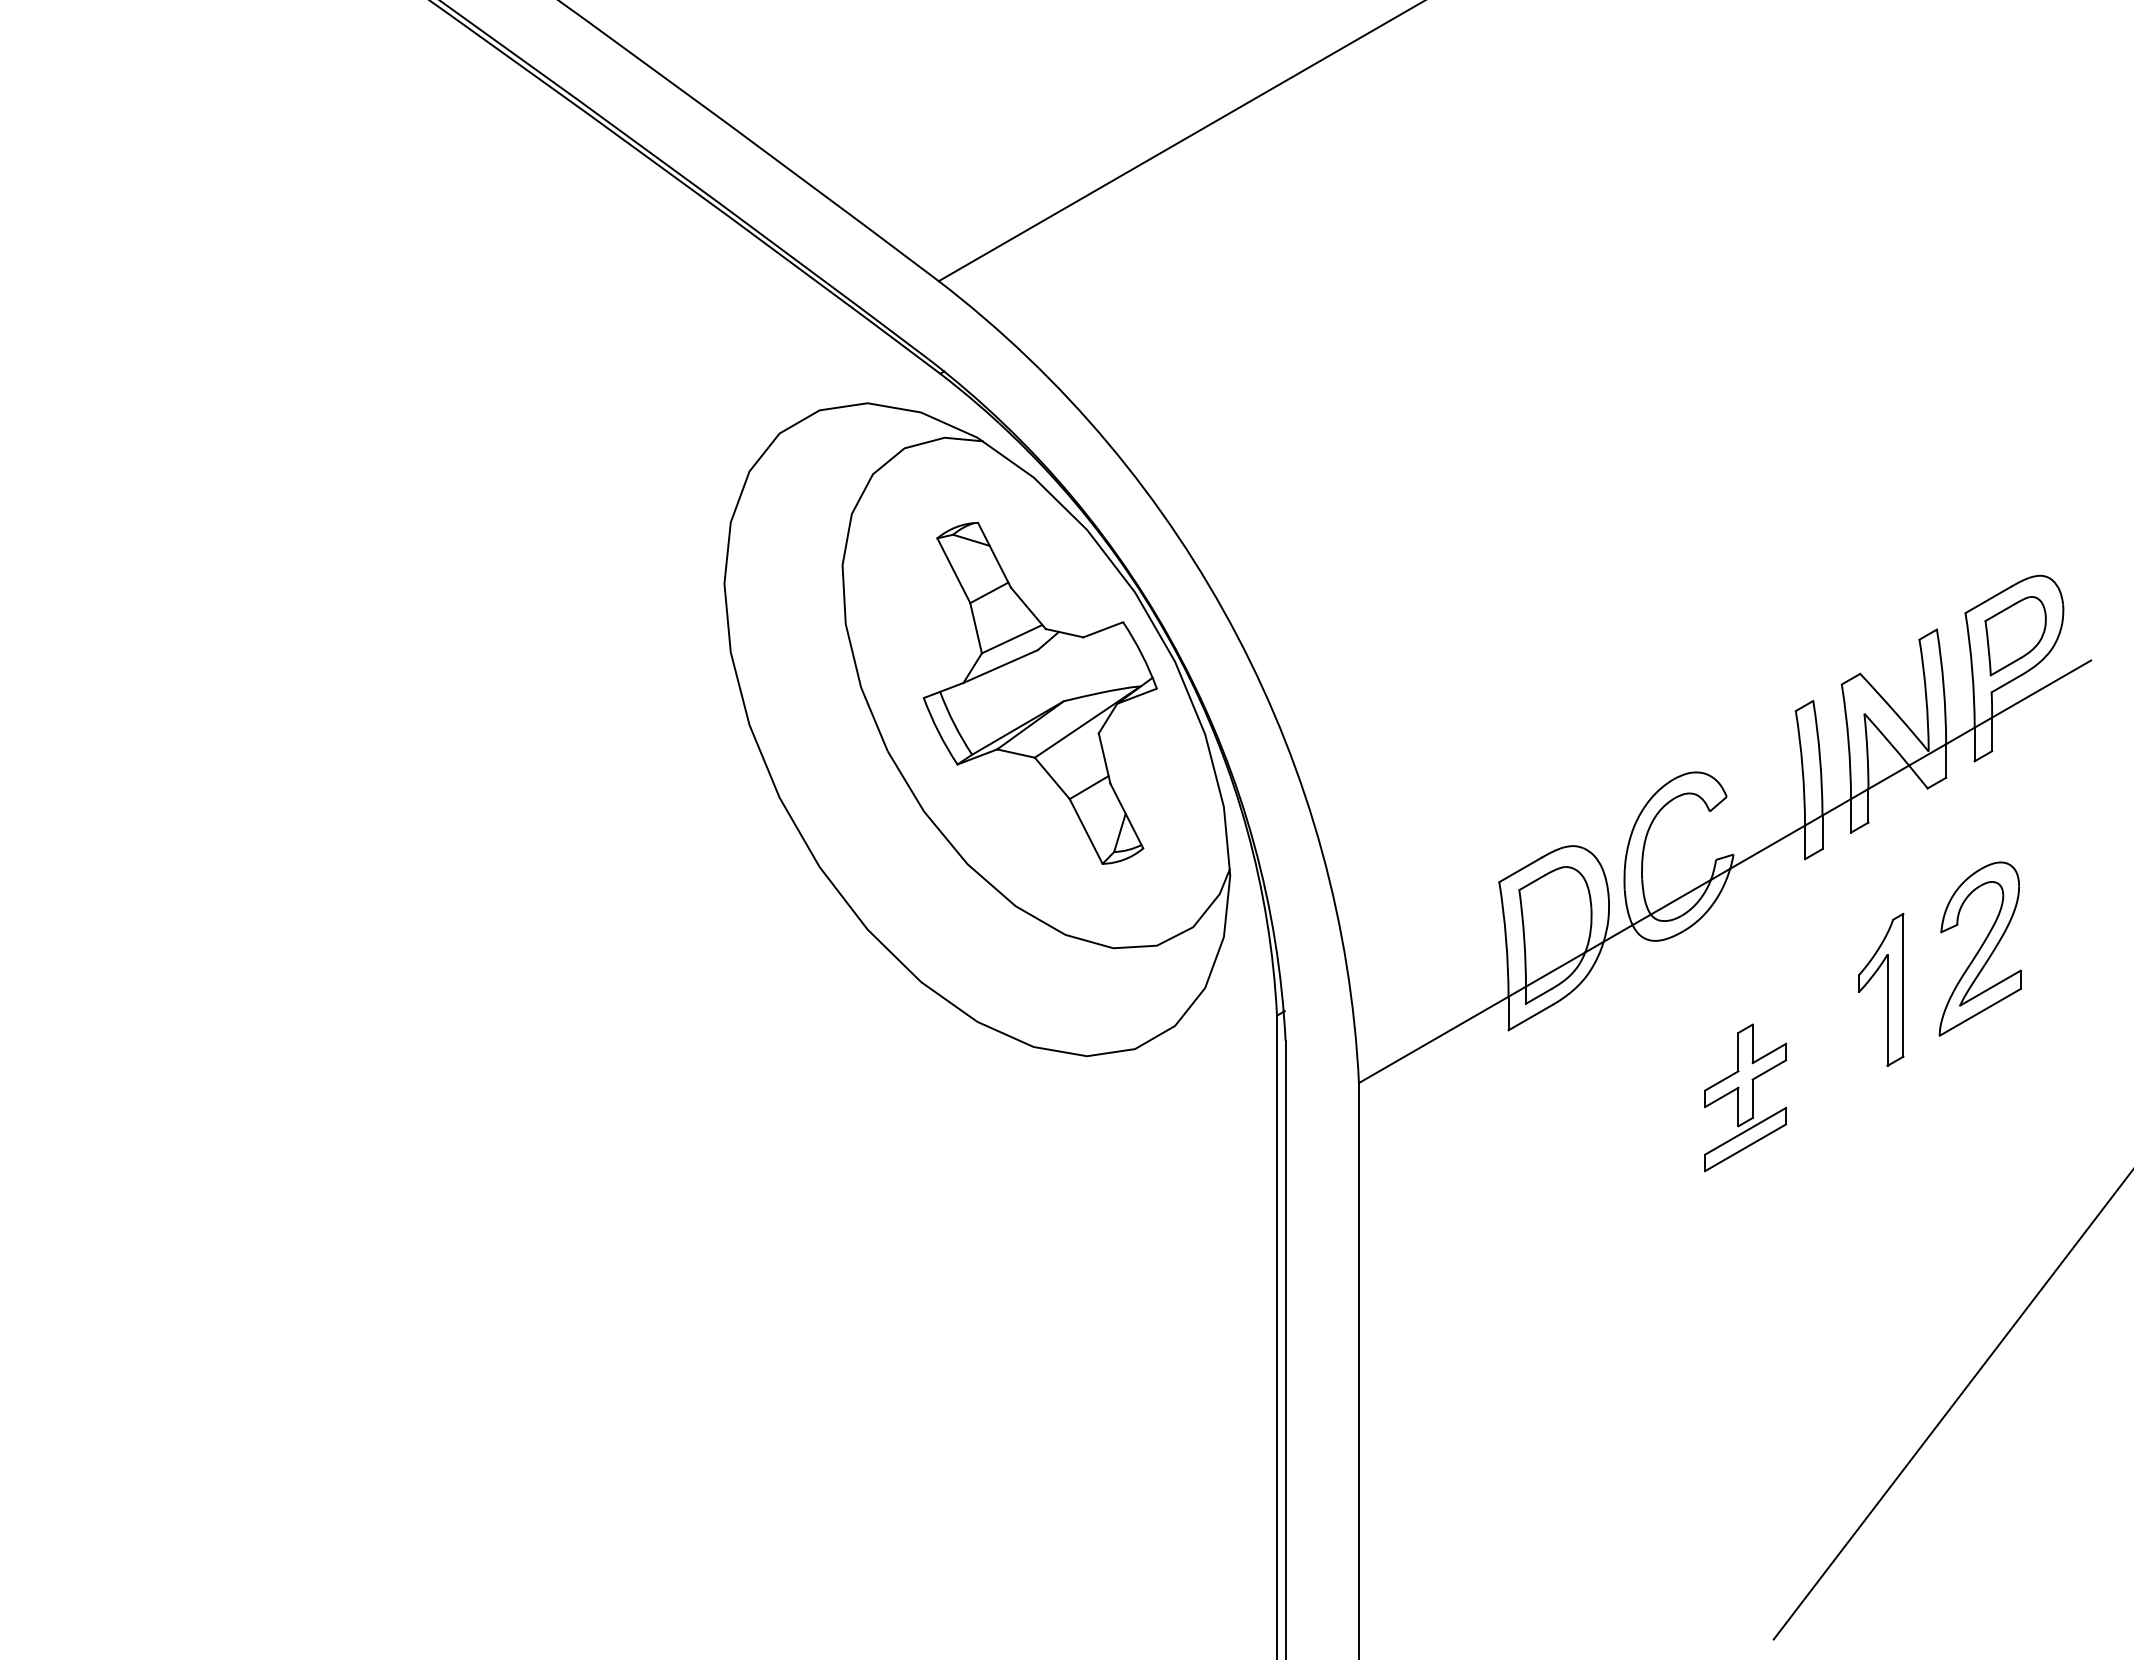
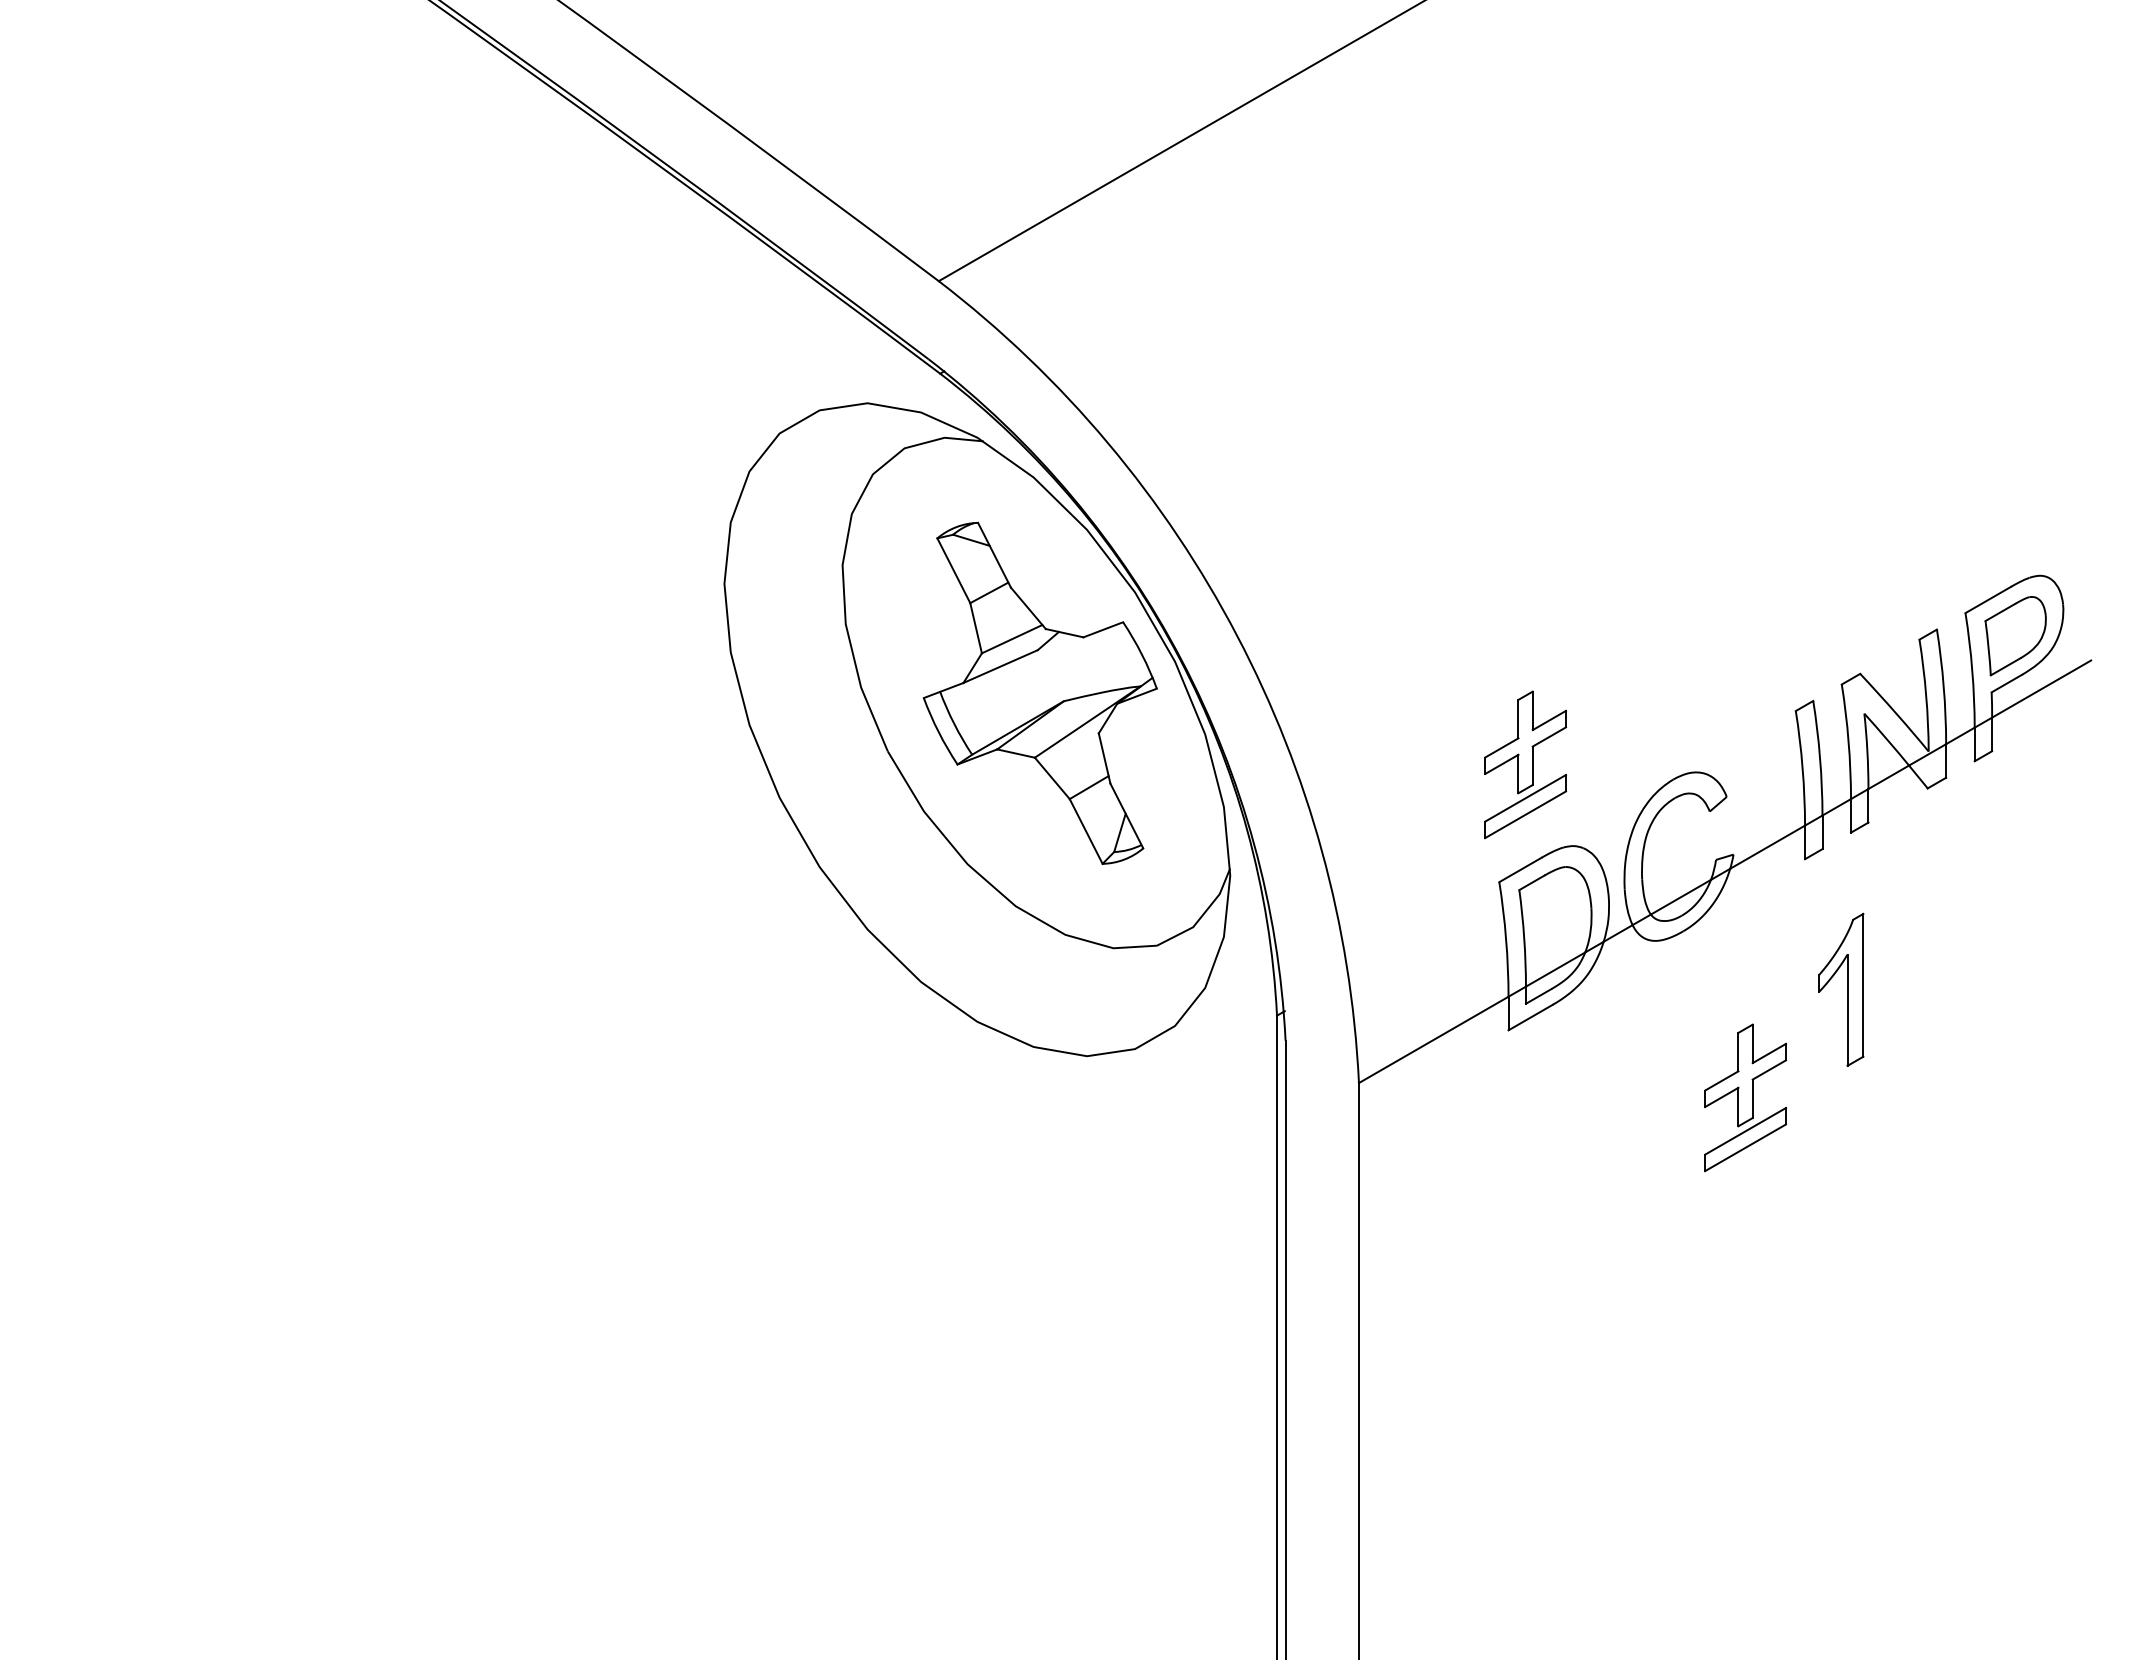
part: none -> present (1525, 764)
part: present -> none (1979, 948)
part position: (1881, 989) -> (1841, 989) (1841, 989)
line: present -> none (1951, 1406)
